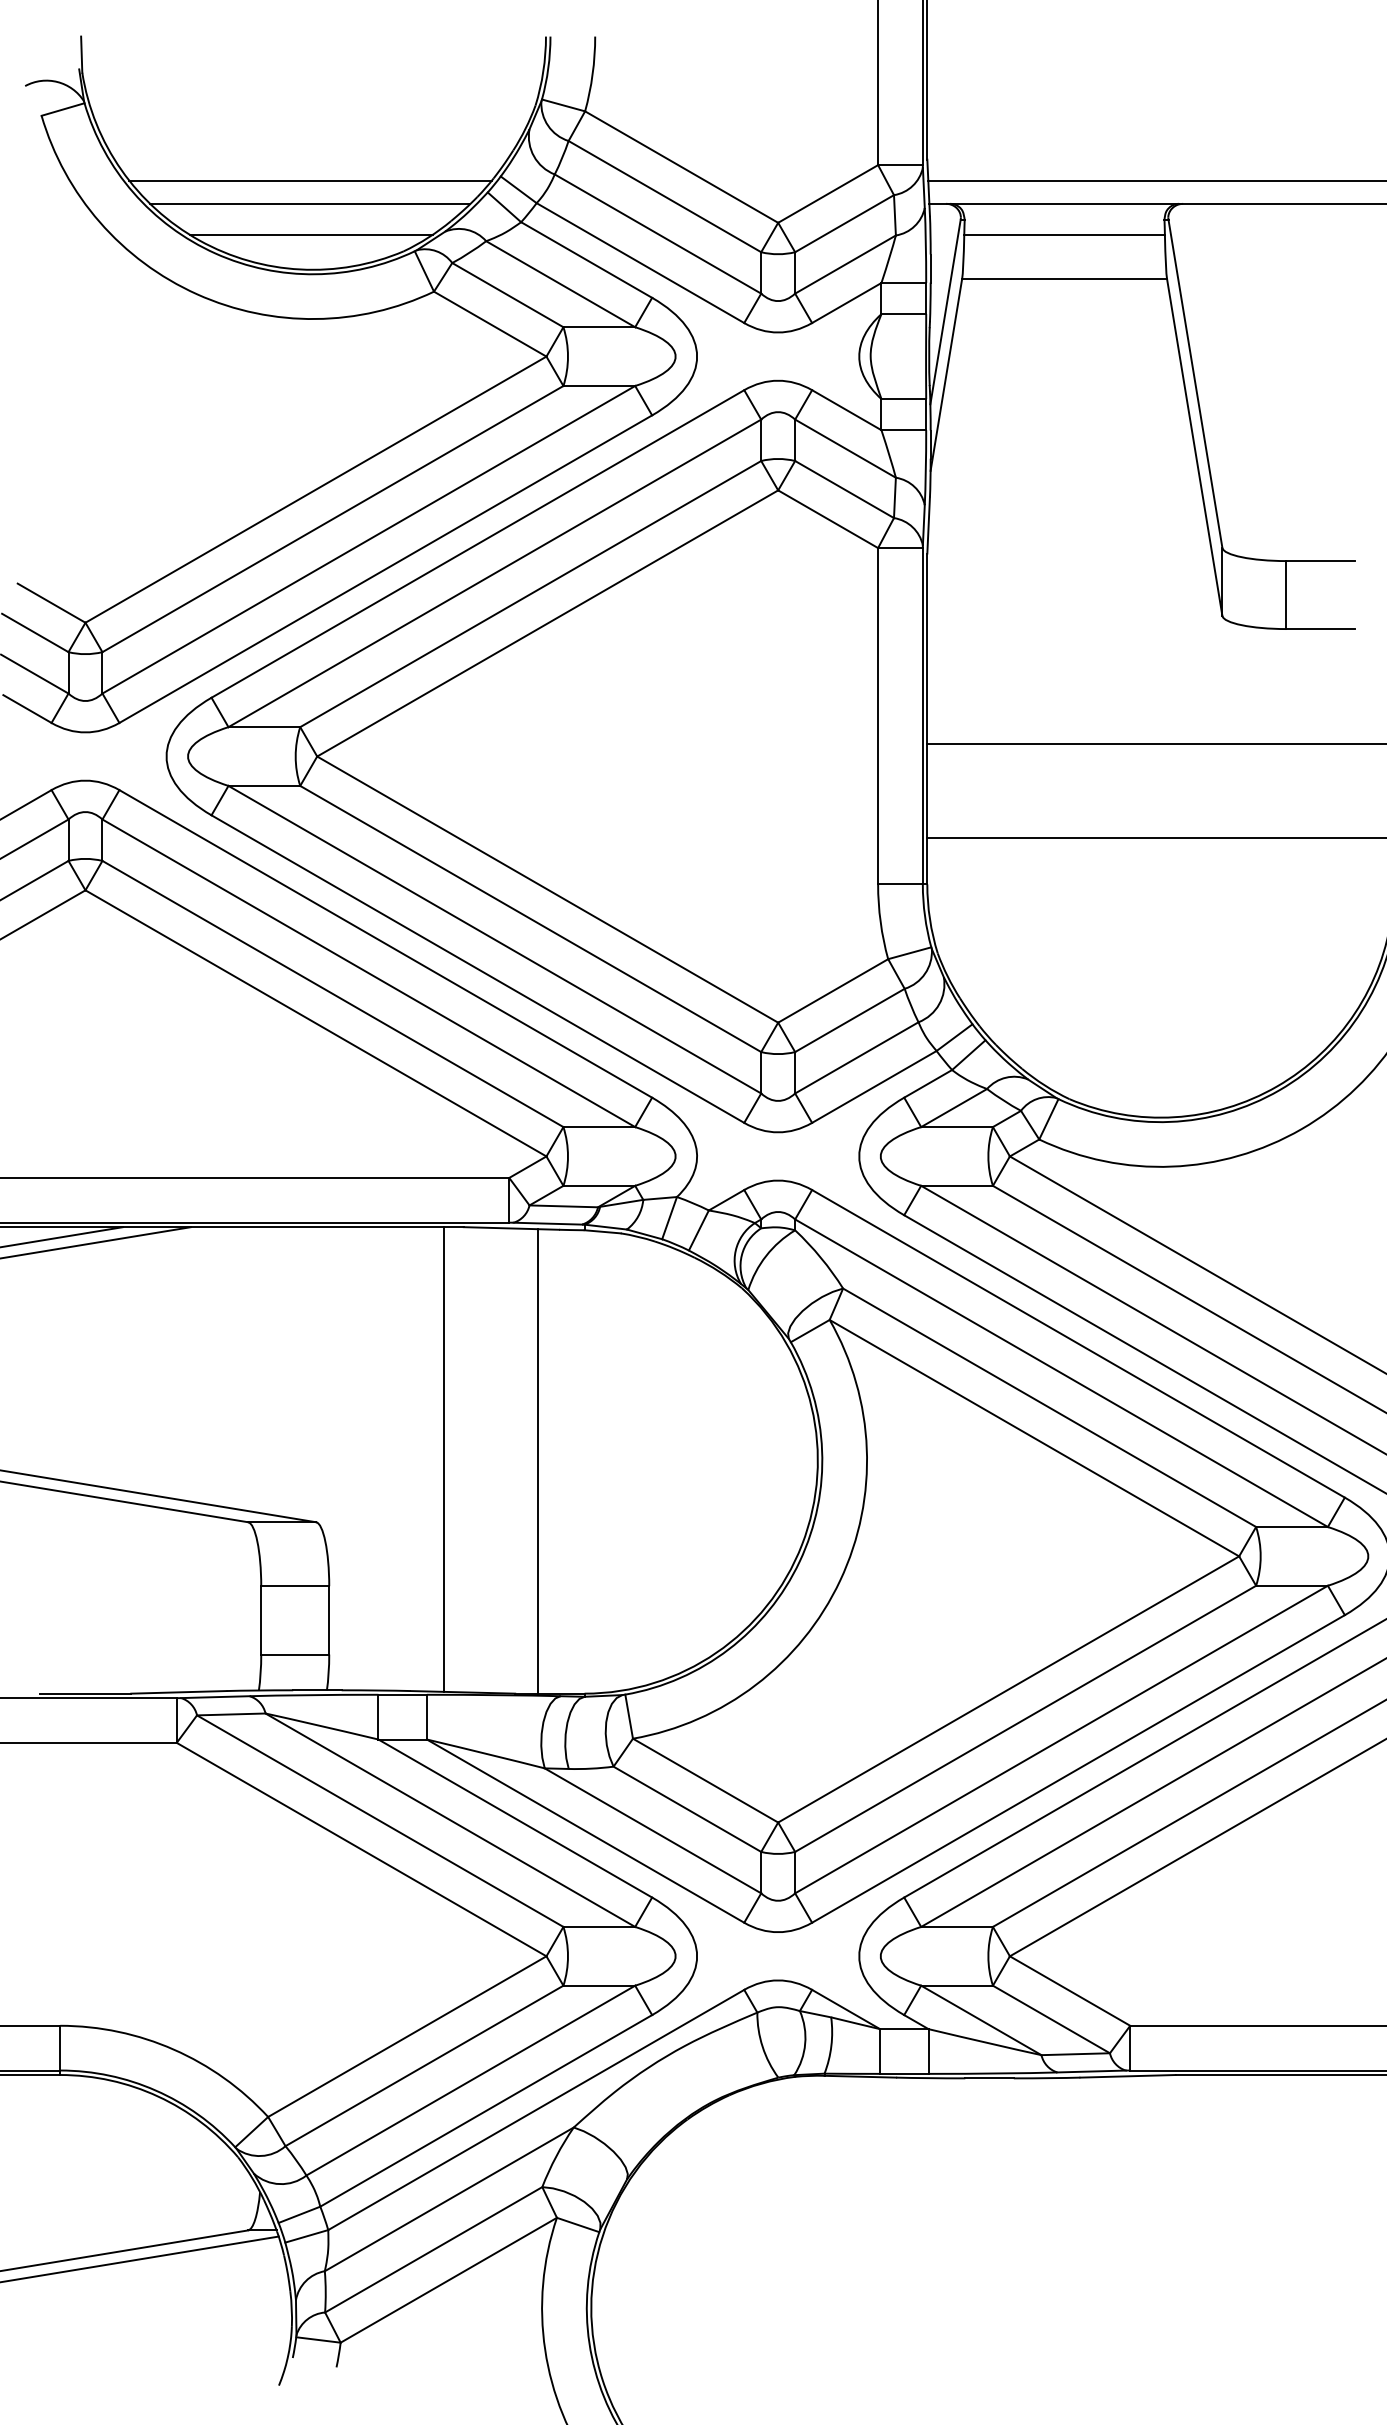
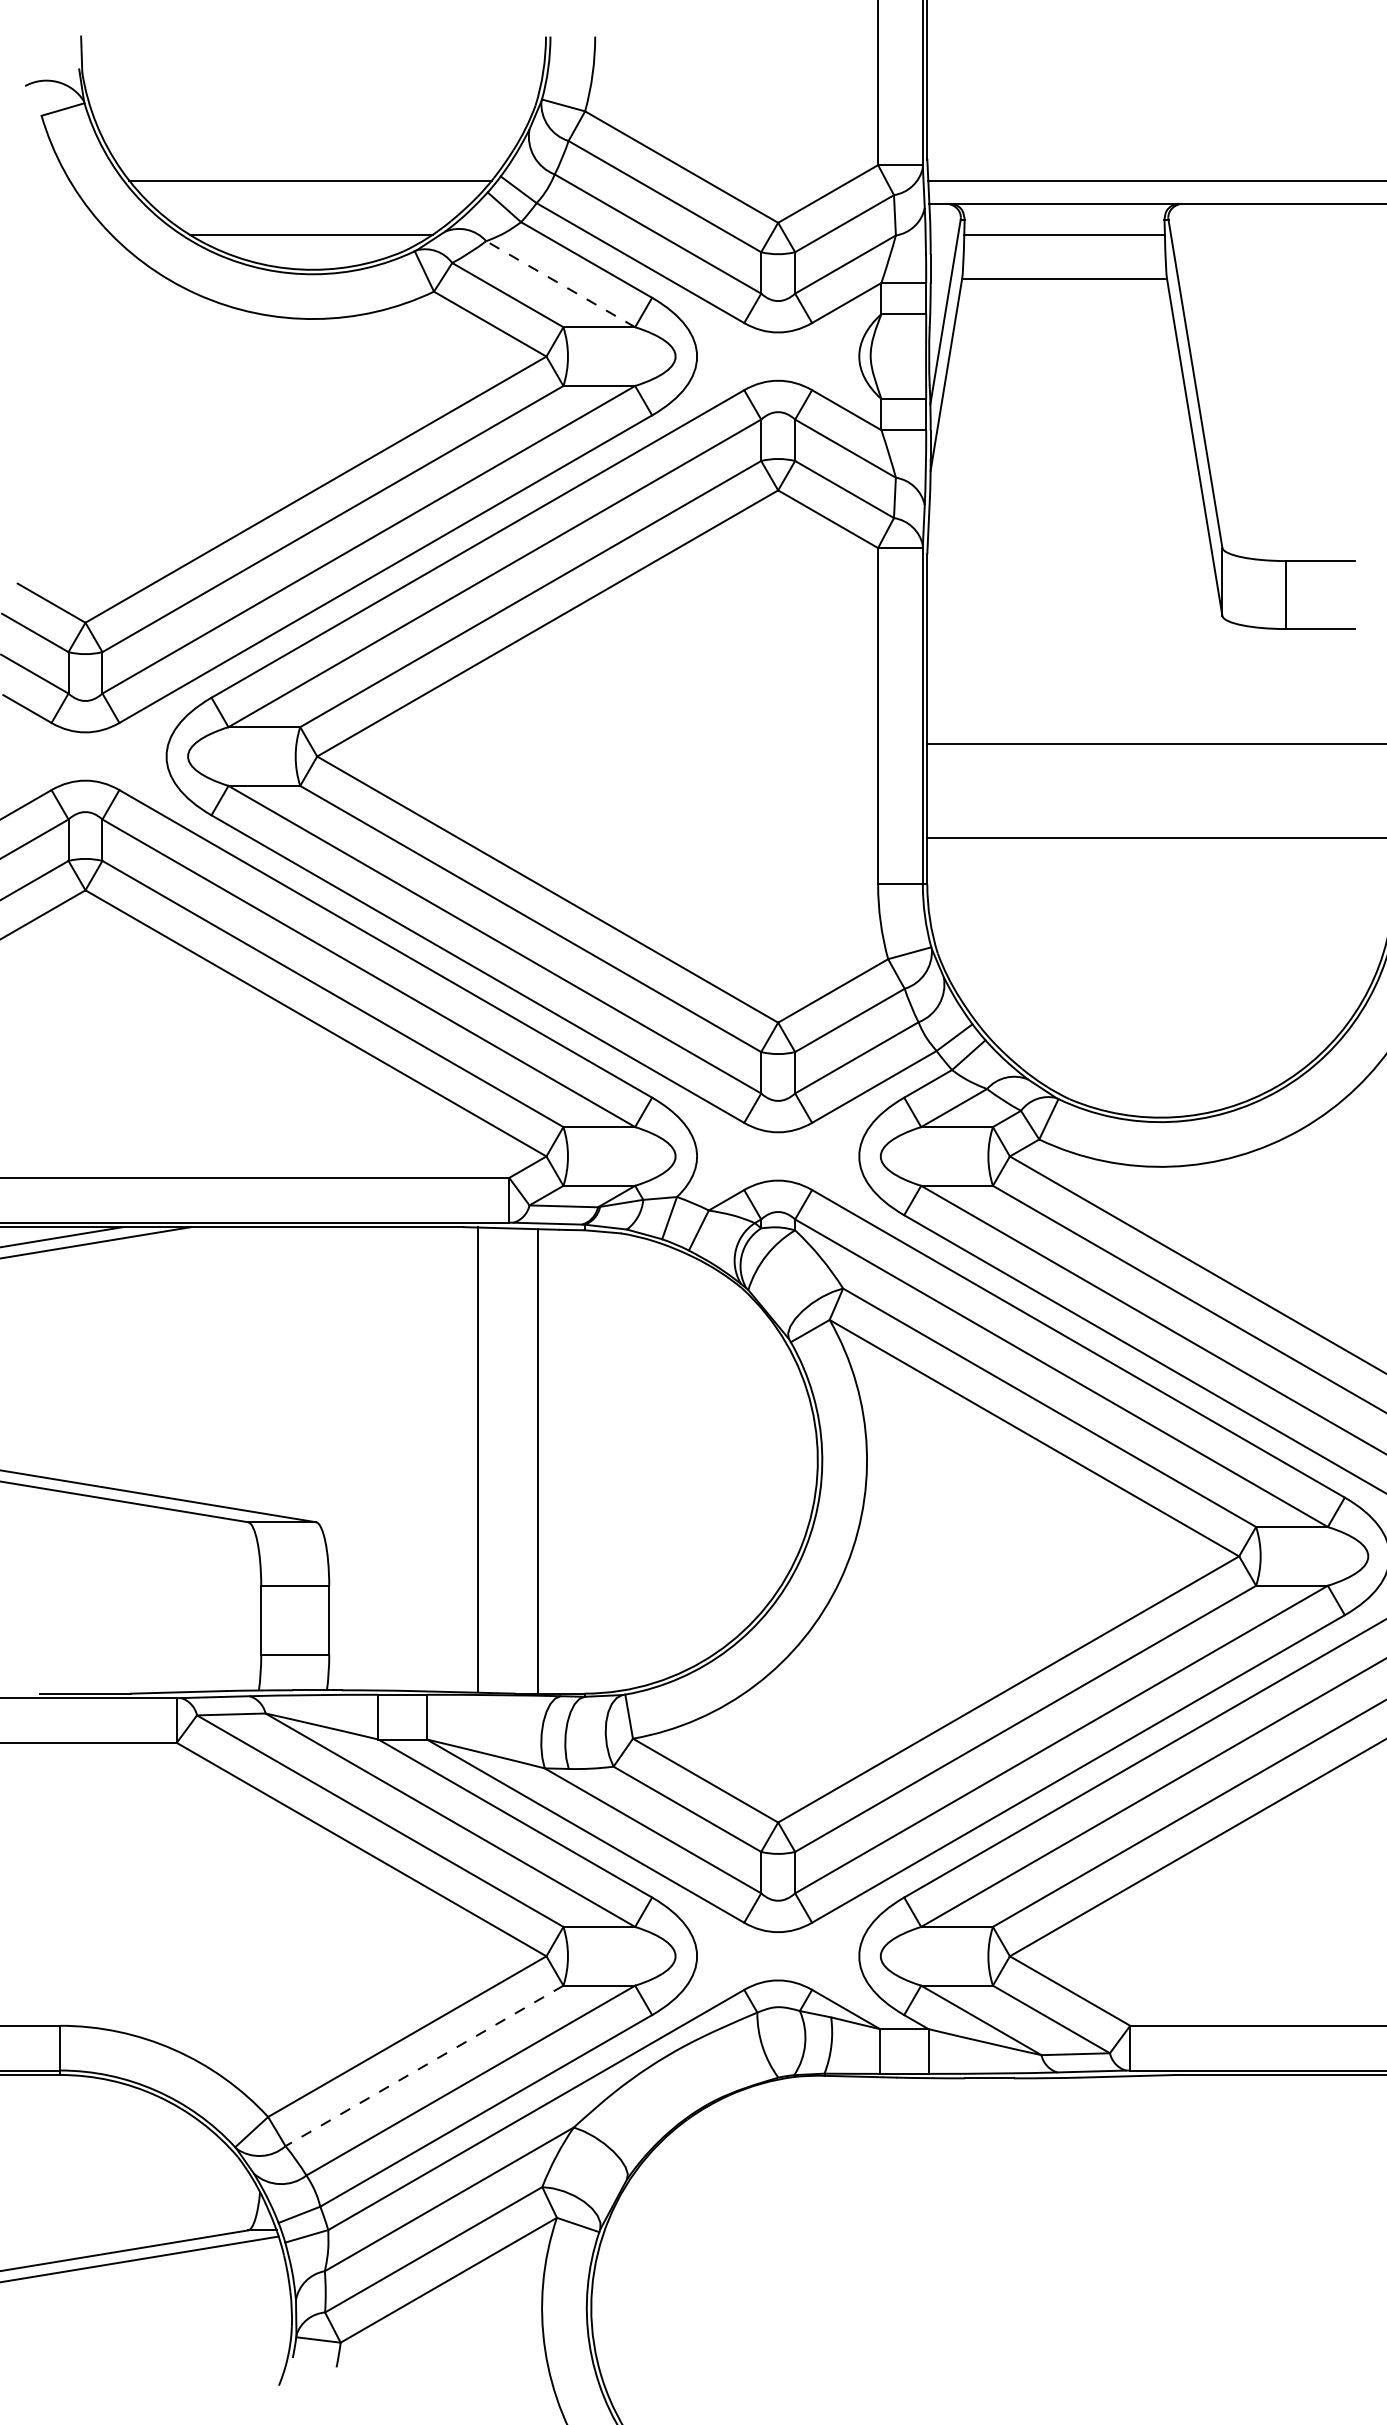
line: present -> none (310, 203)
line: solid -> dashed (560, 283)
line position: (443, 1459) -> (477, 1459) (477, 1459)
line: solid -> dashed (424, 2066)
